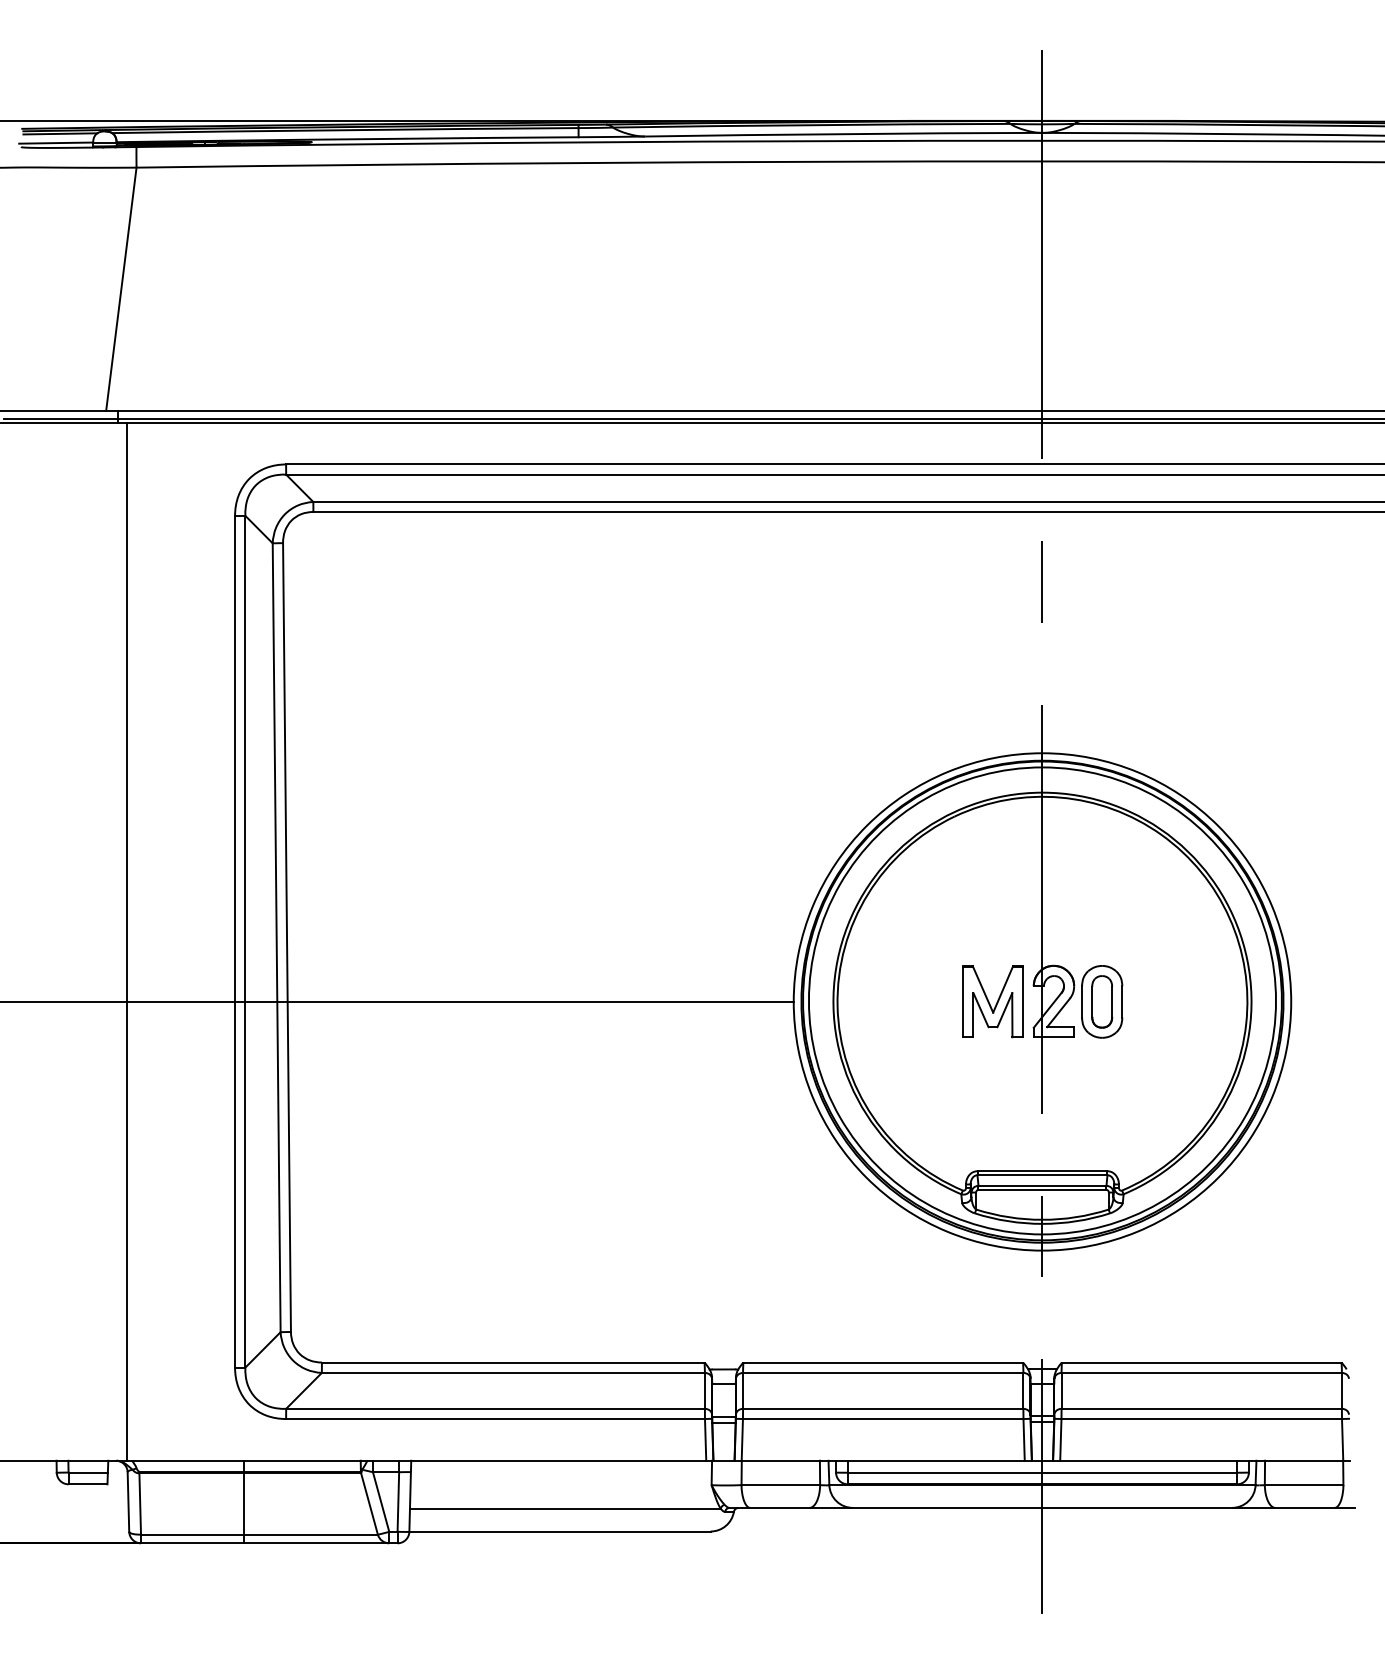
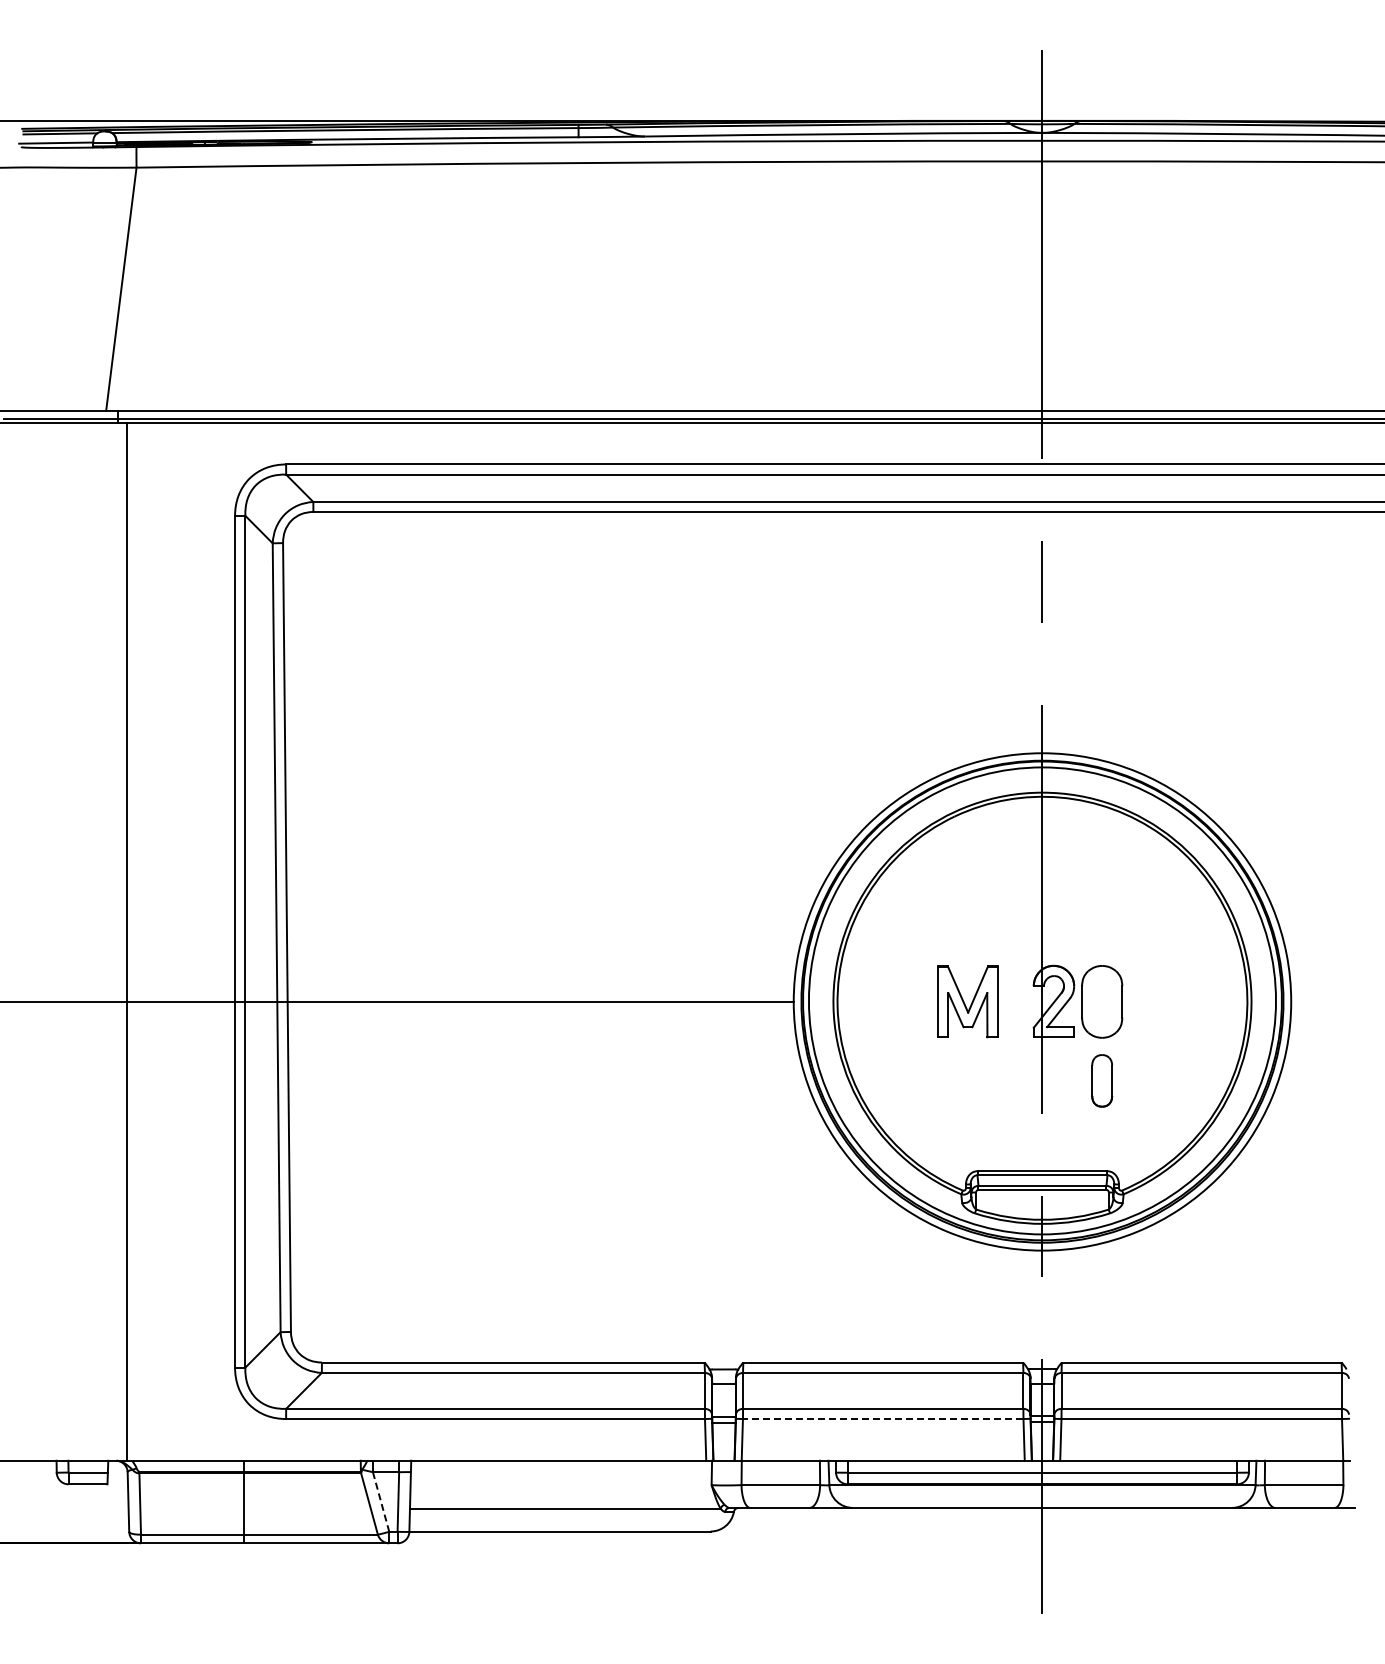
part position: (992, 1001) -> (967, 1001) (967, 1001)
part position: (1102, 1001) -> (1102, 1080) (1102, 1080)
line: solid -> dashed (882, 1419)
line: solid -> dashed (381, 1502)
